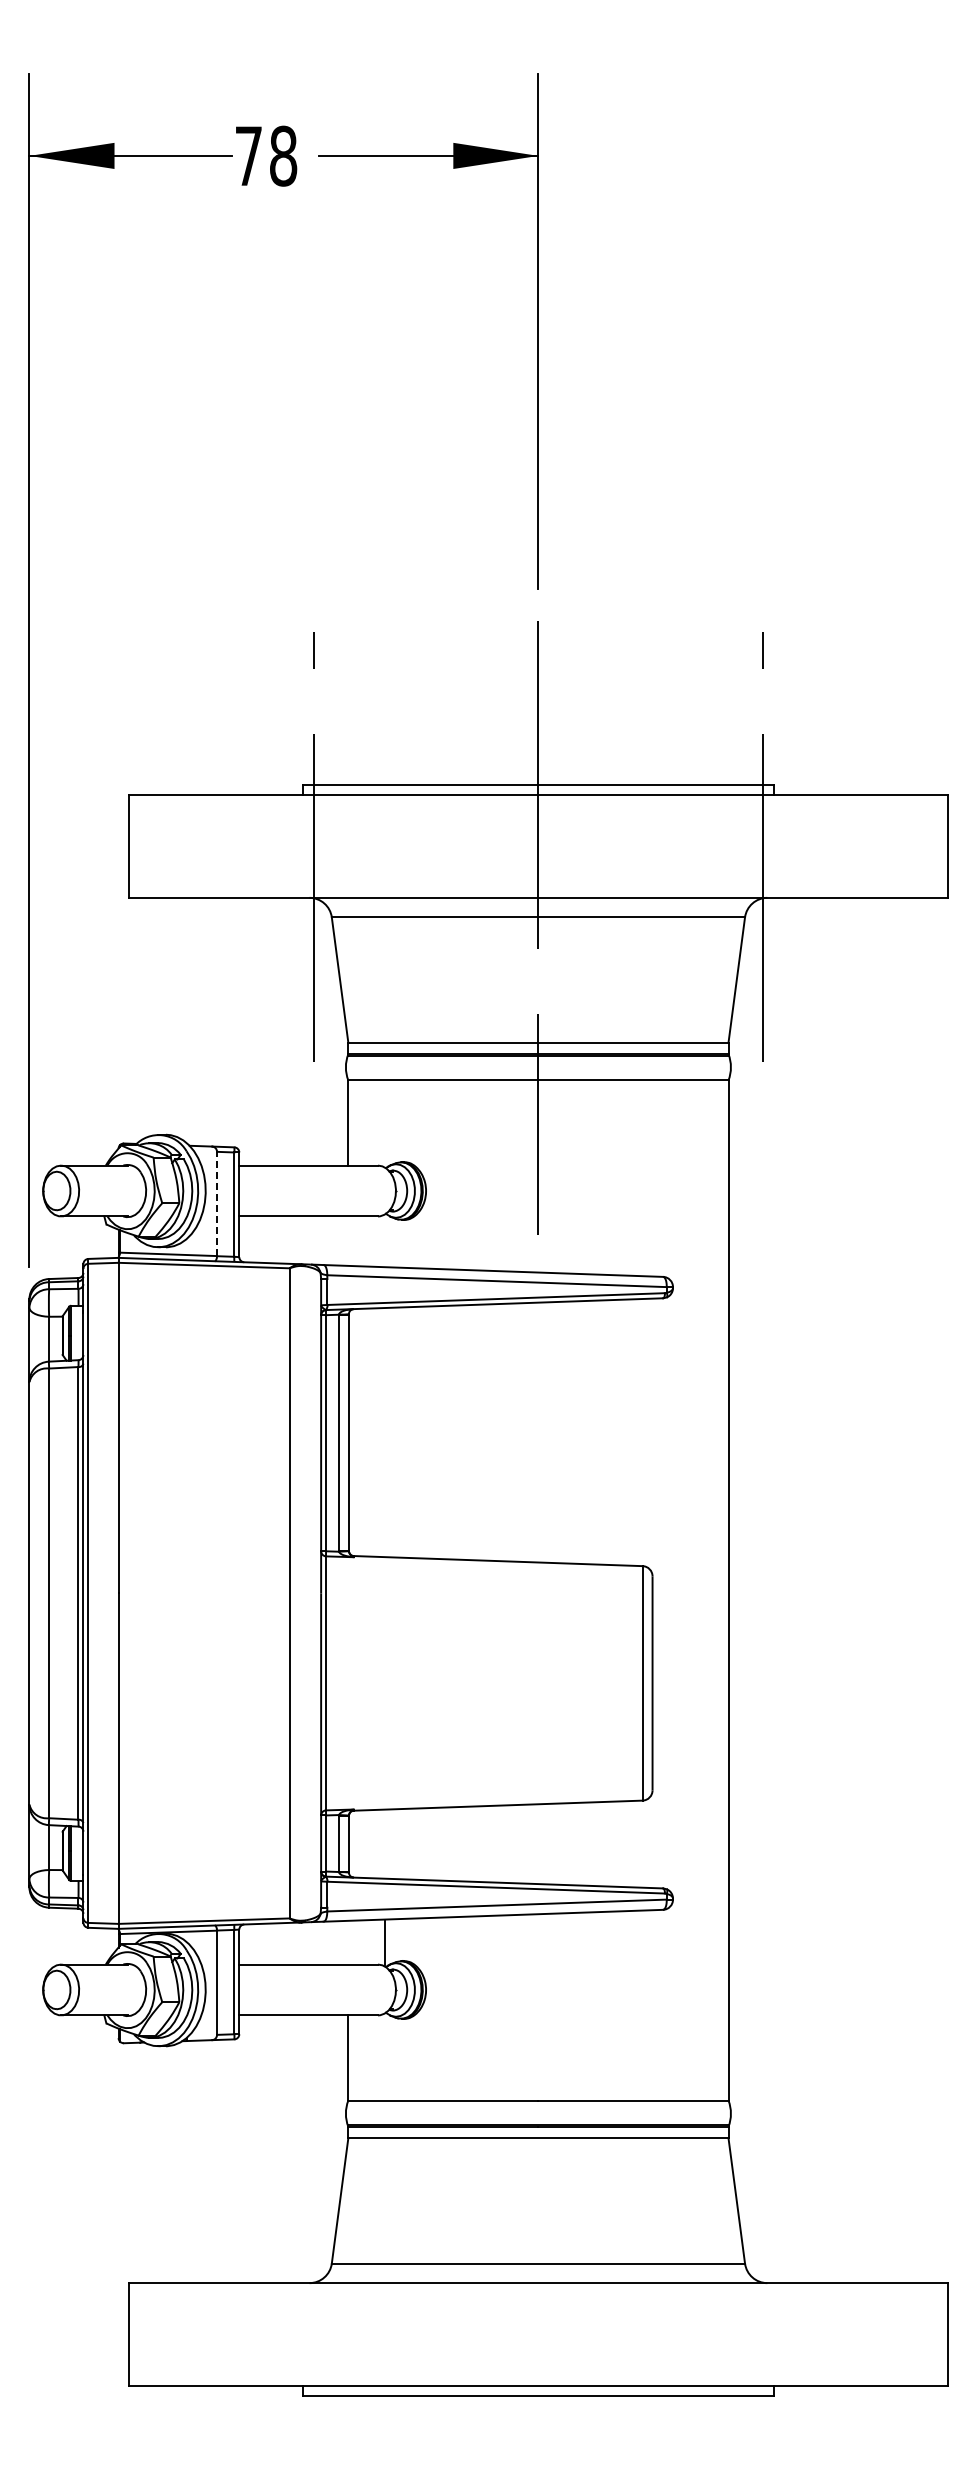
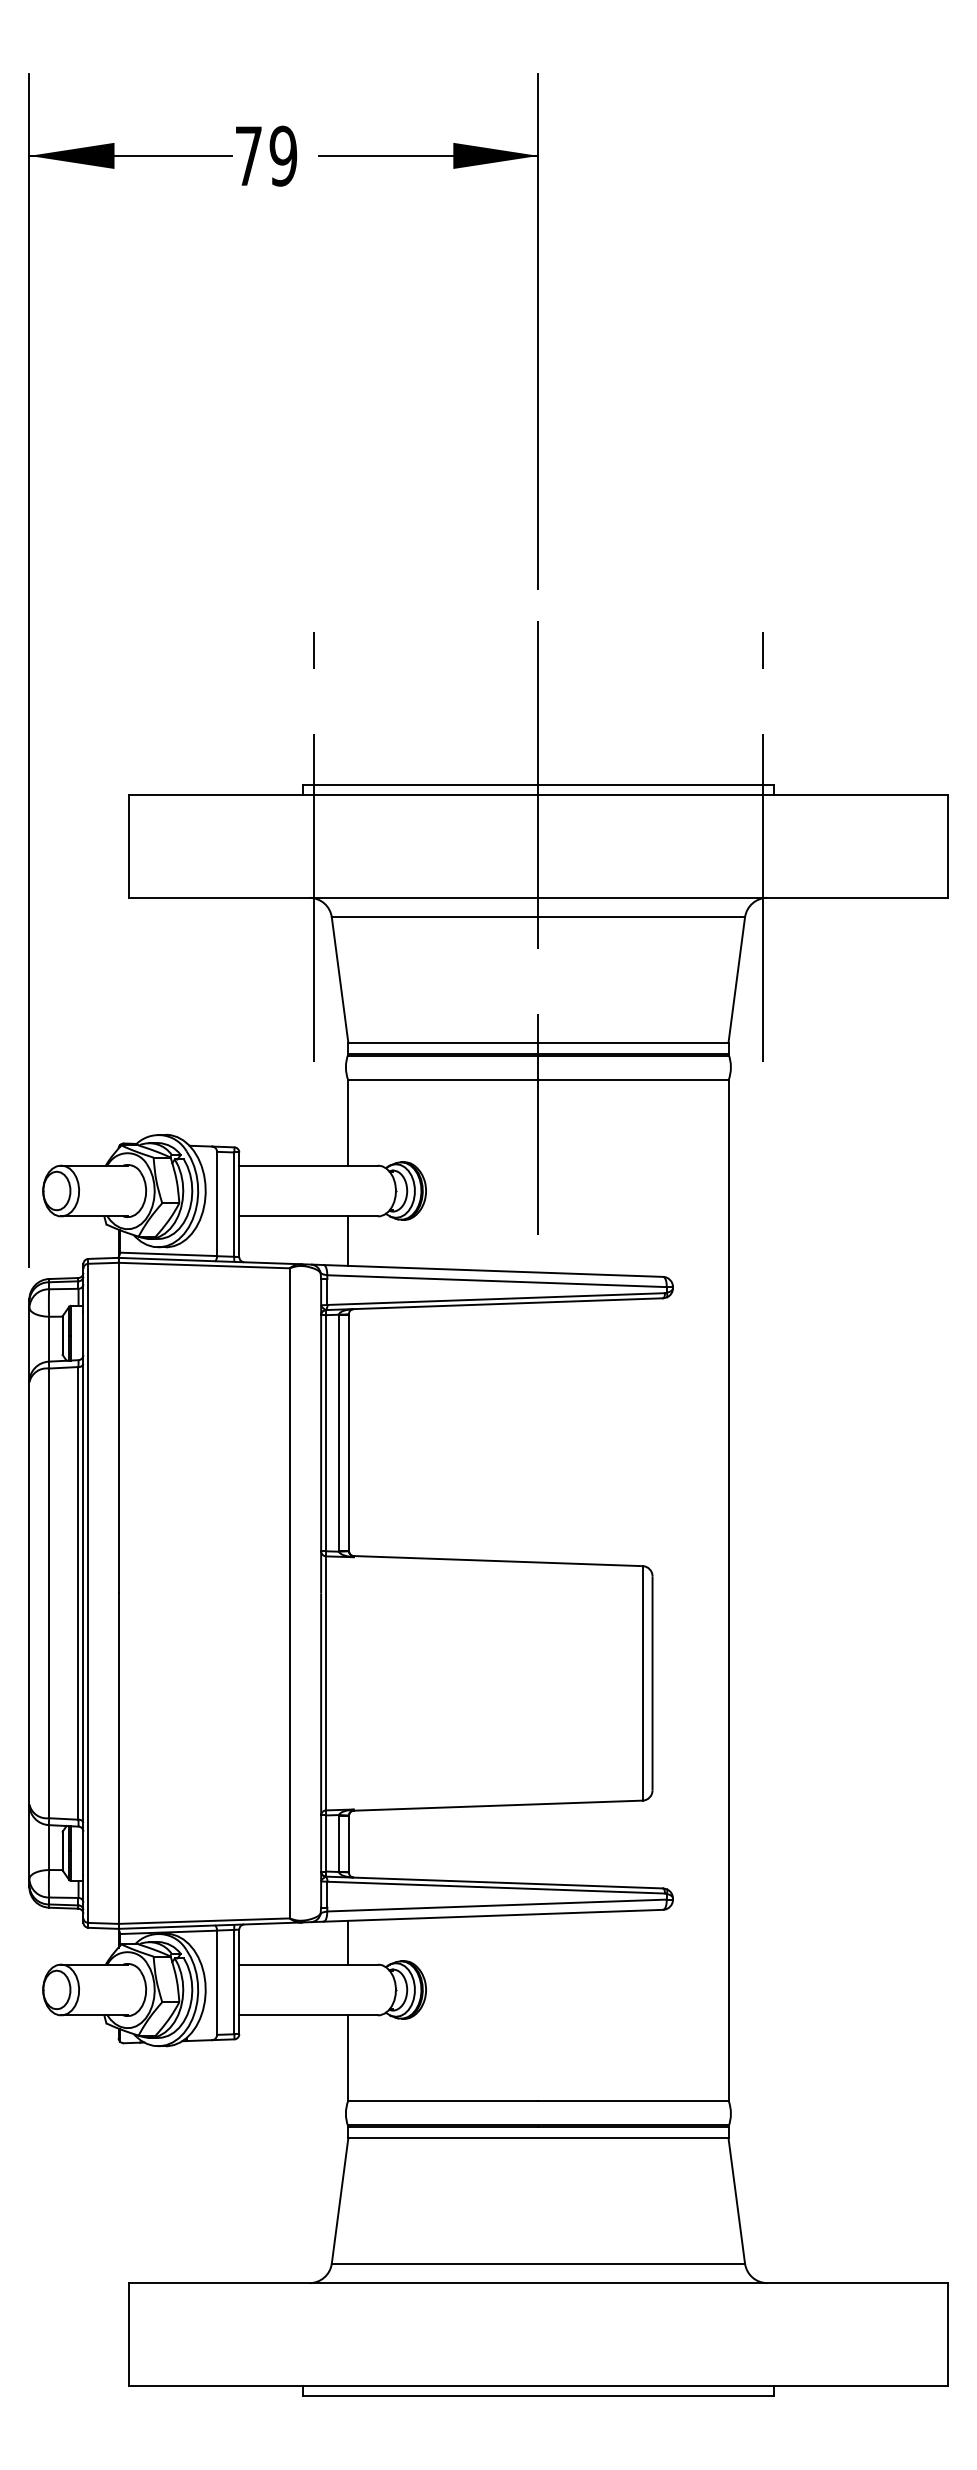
text: 78 -> 79 (283, 155)
line: dashed -> solid (217, 1203)
line: none -> present (348, 1240)
line position: (385, 1942) -> (348, 1942) (348, 1942)
